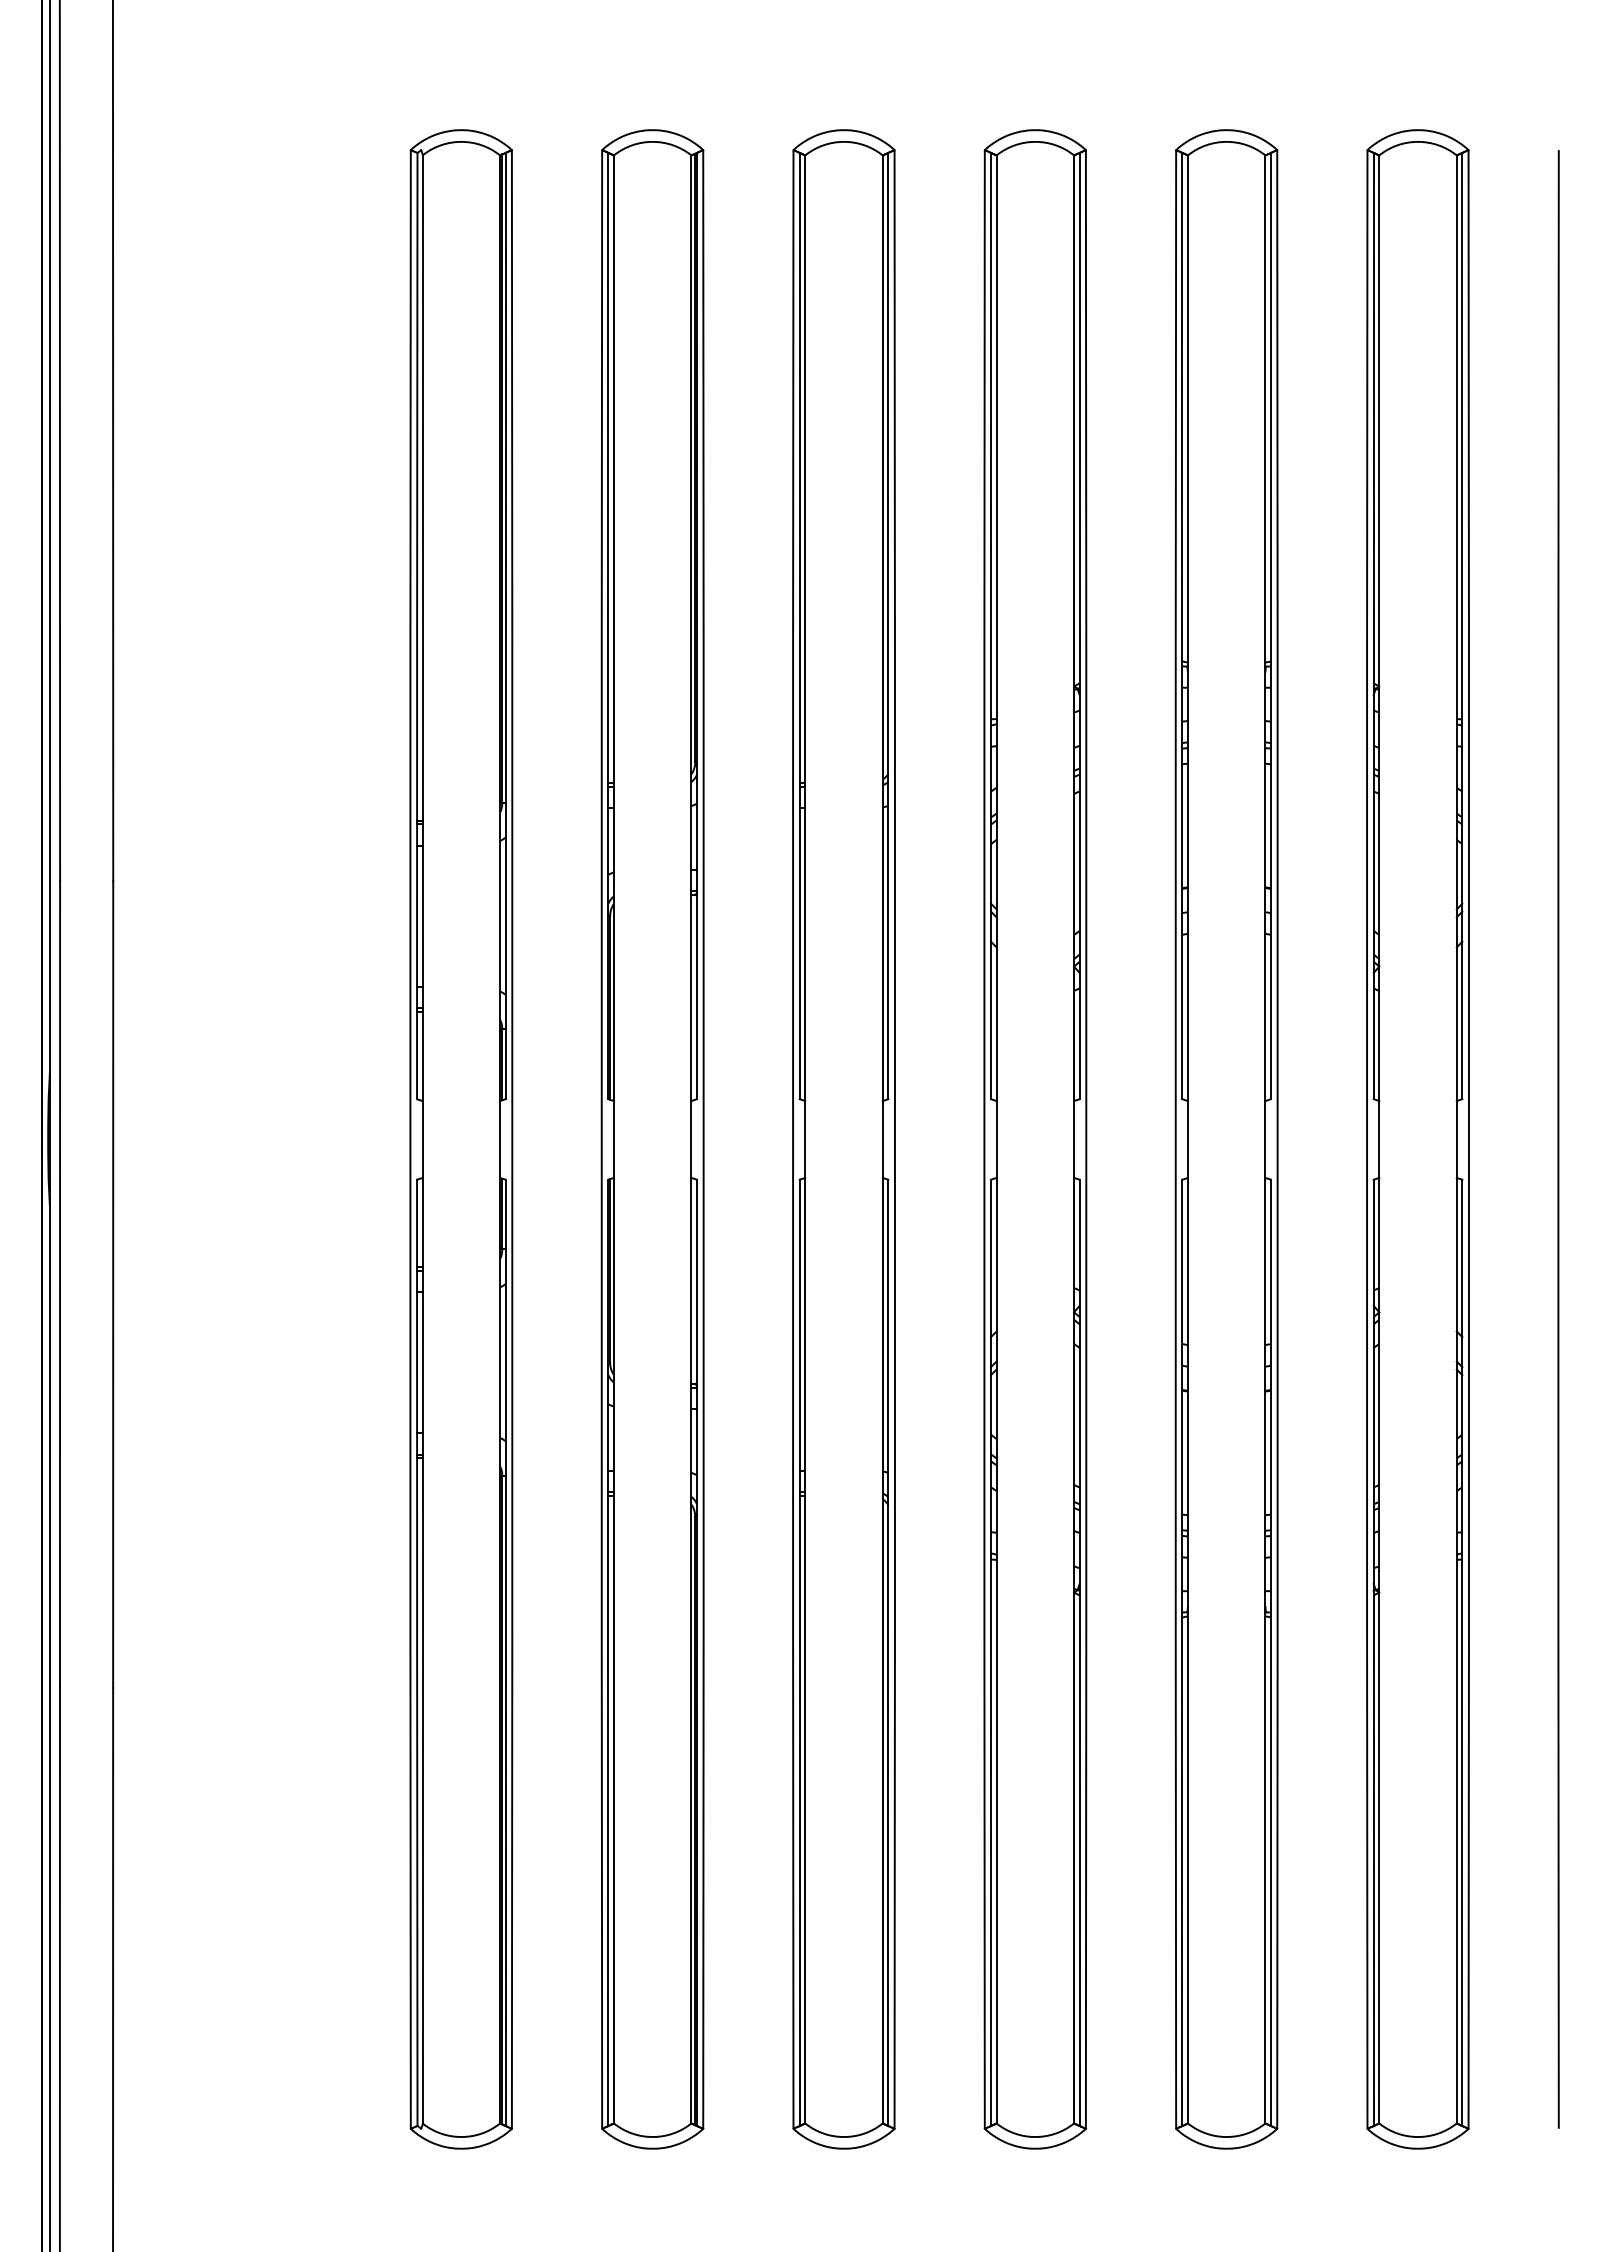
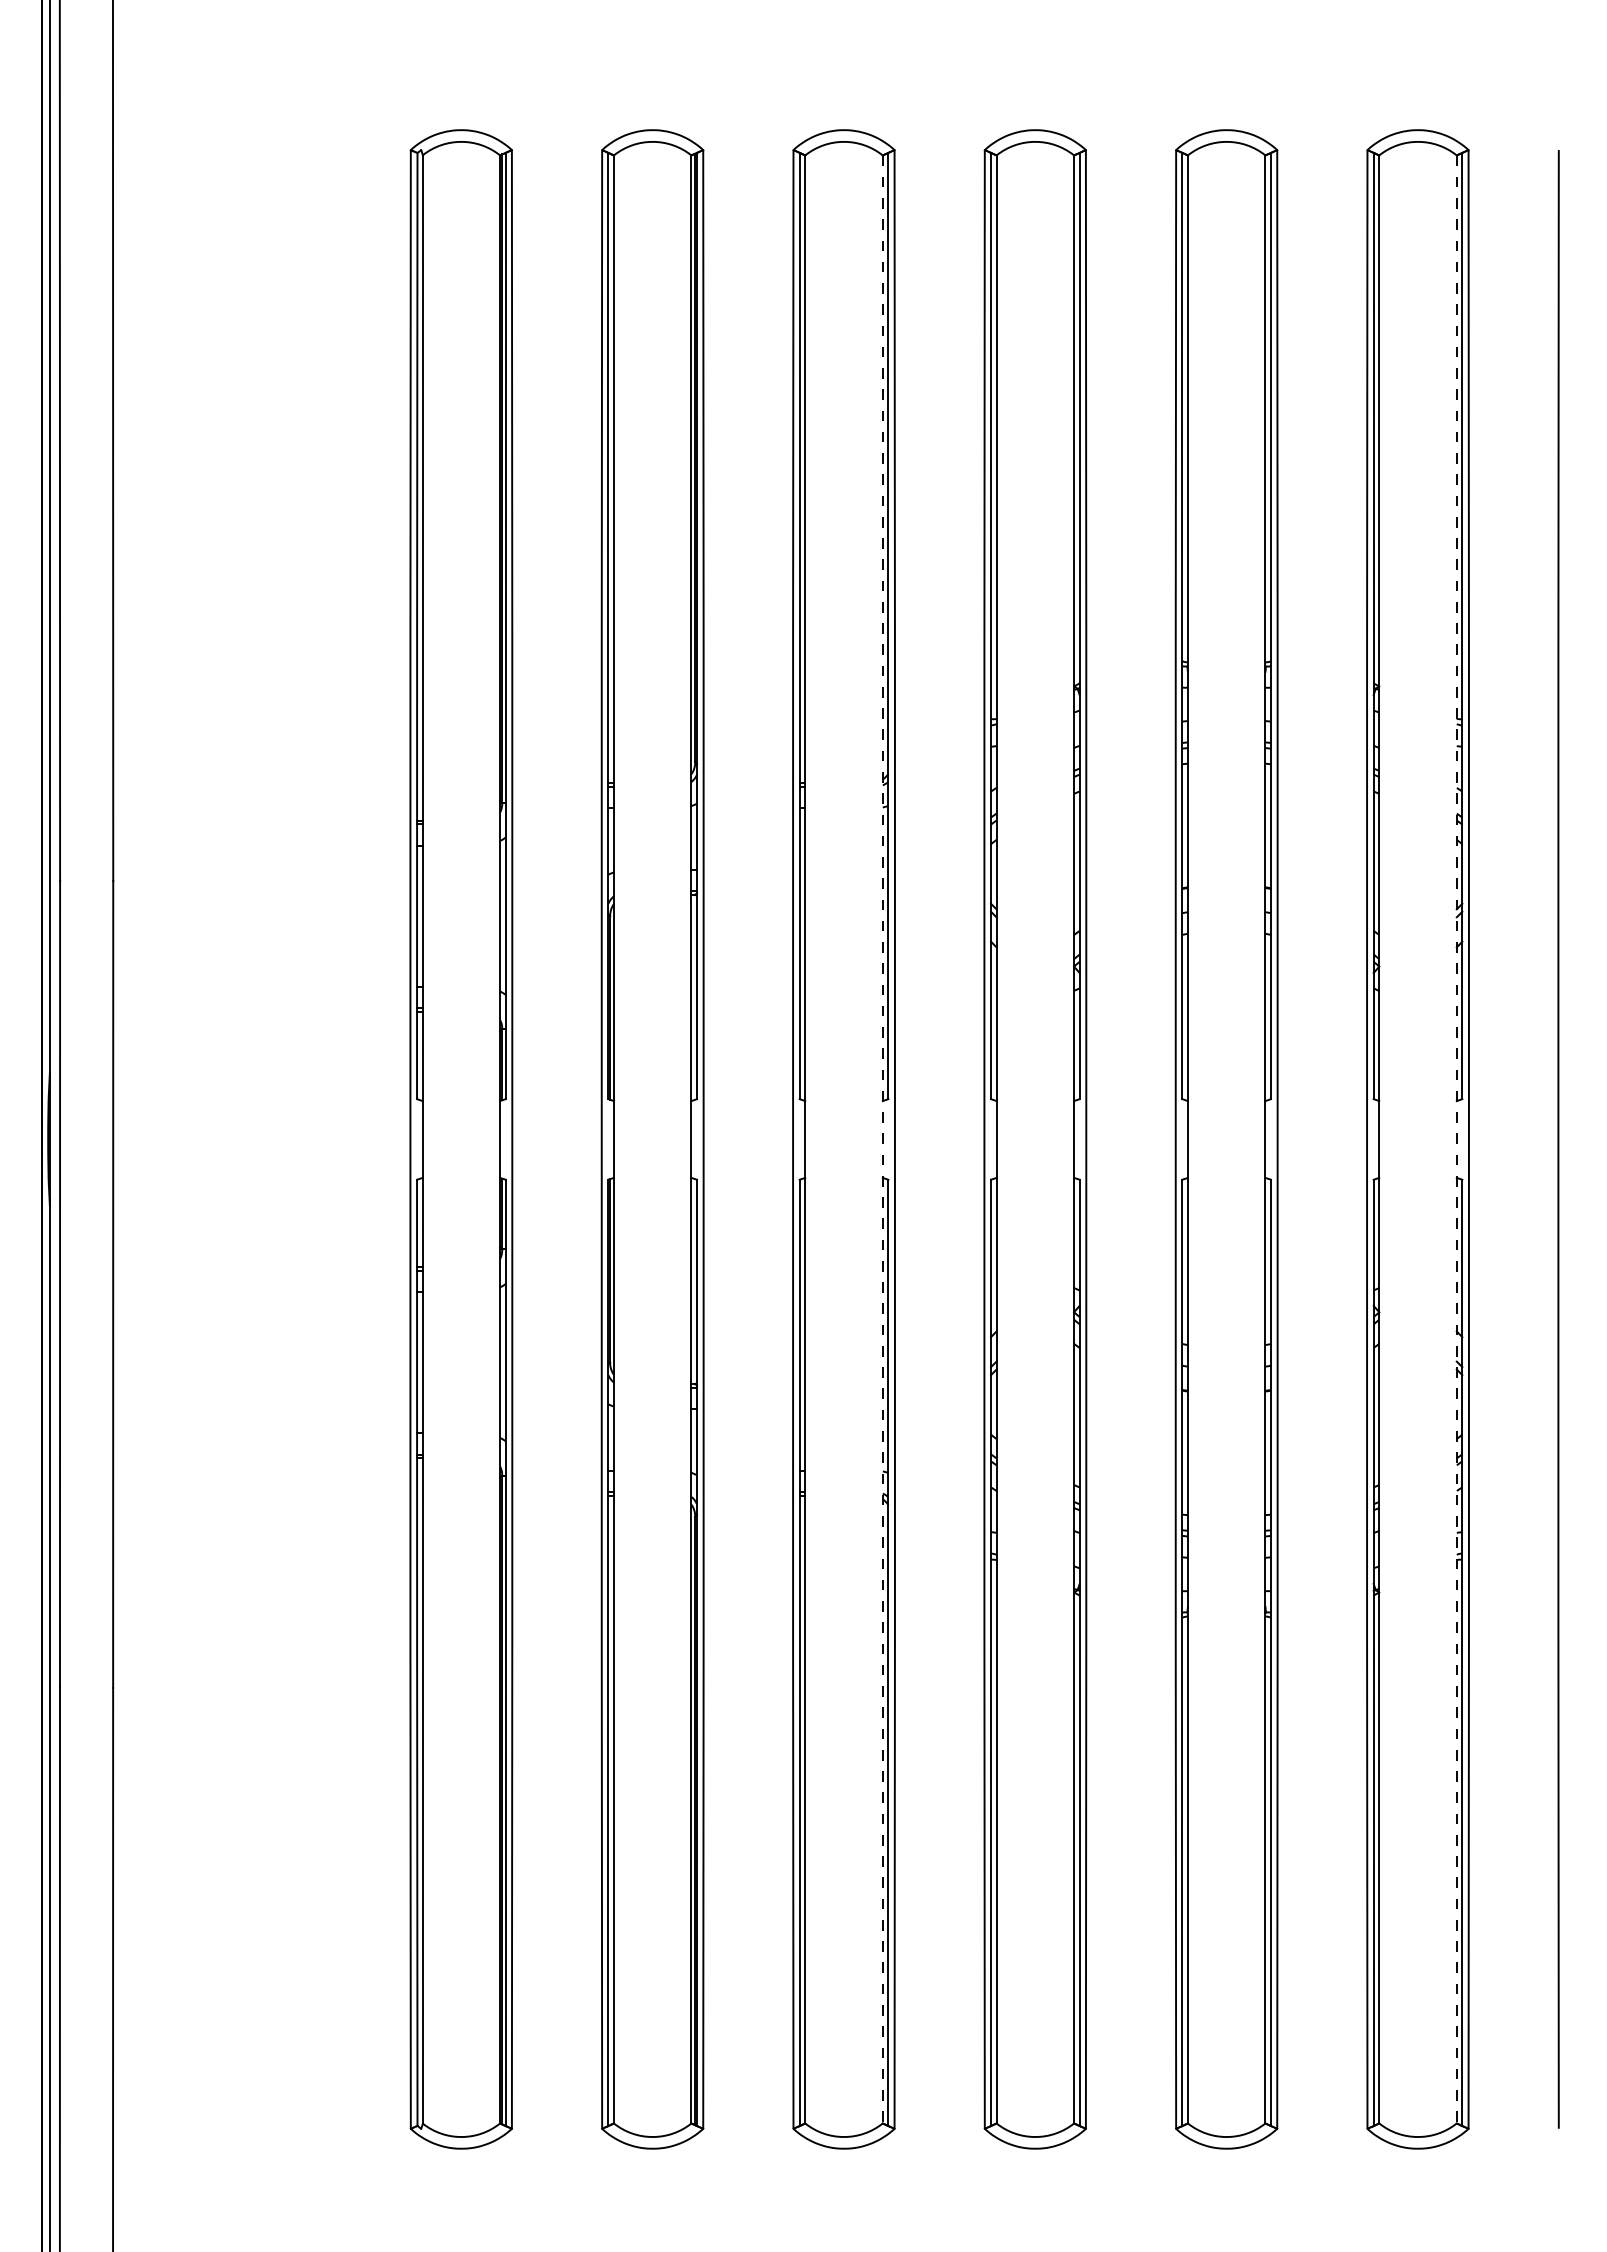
line: solid -> dashed (882, 1139)
line: solid -> dashed (1456, 1139)
